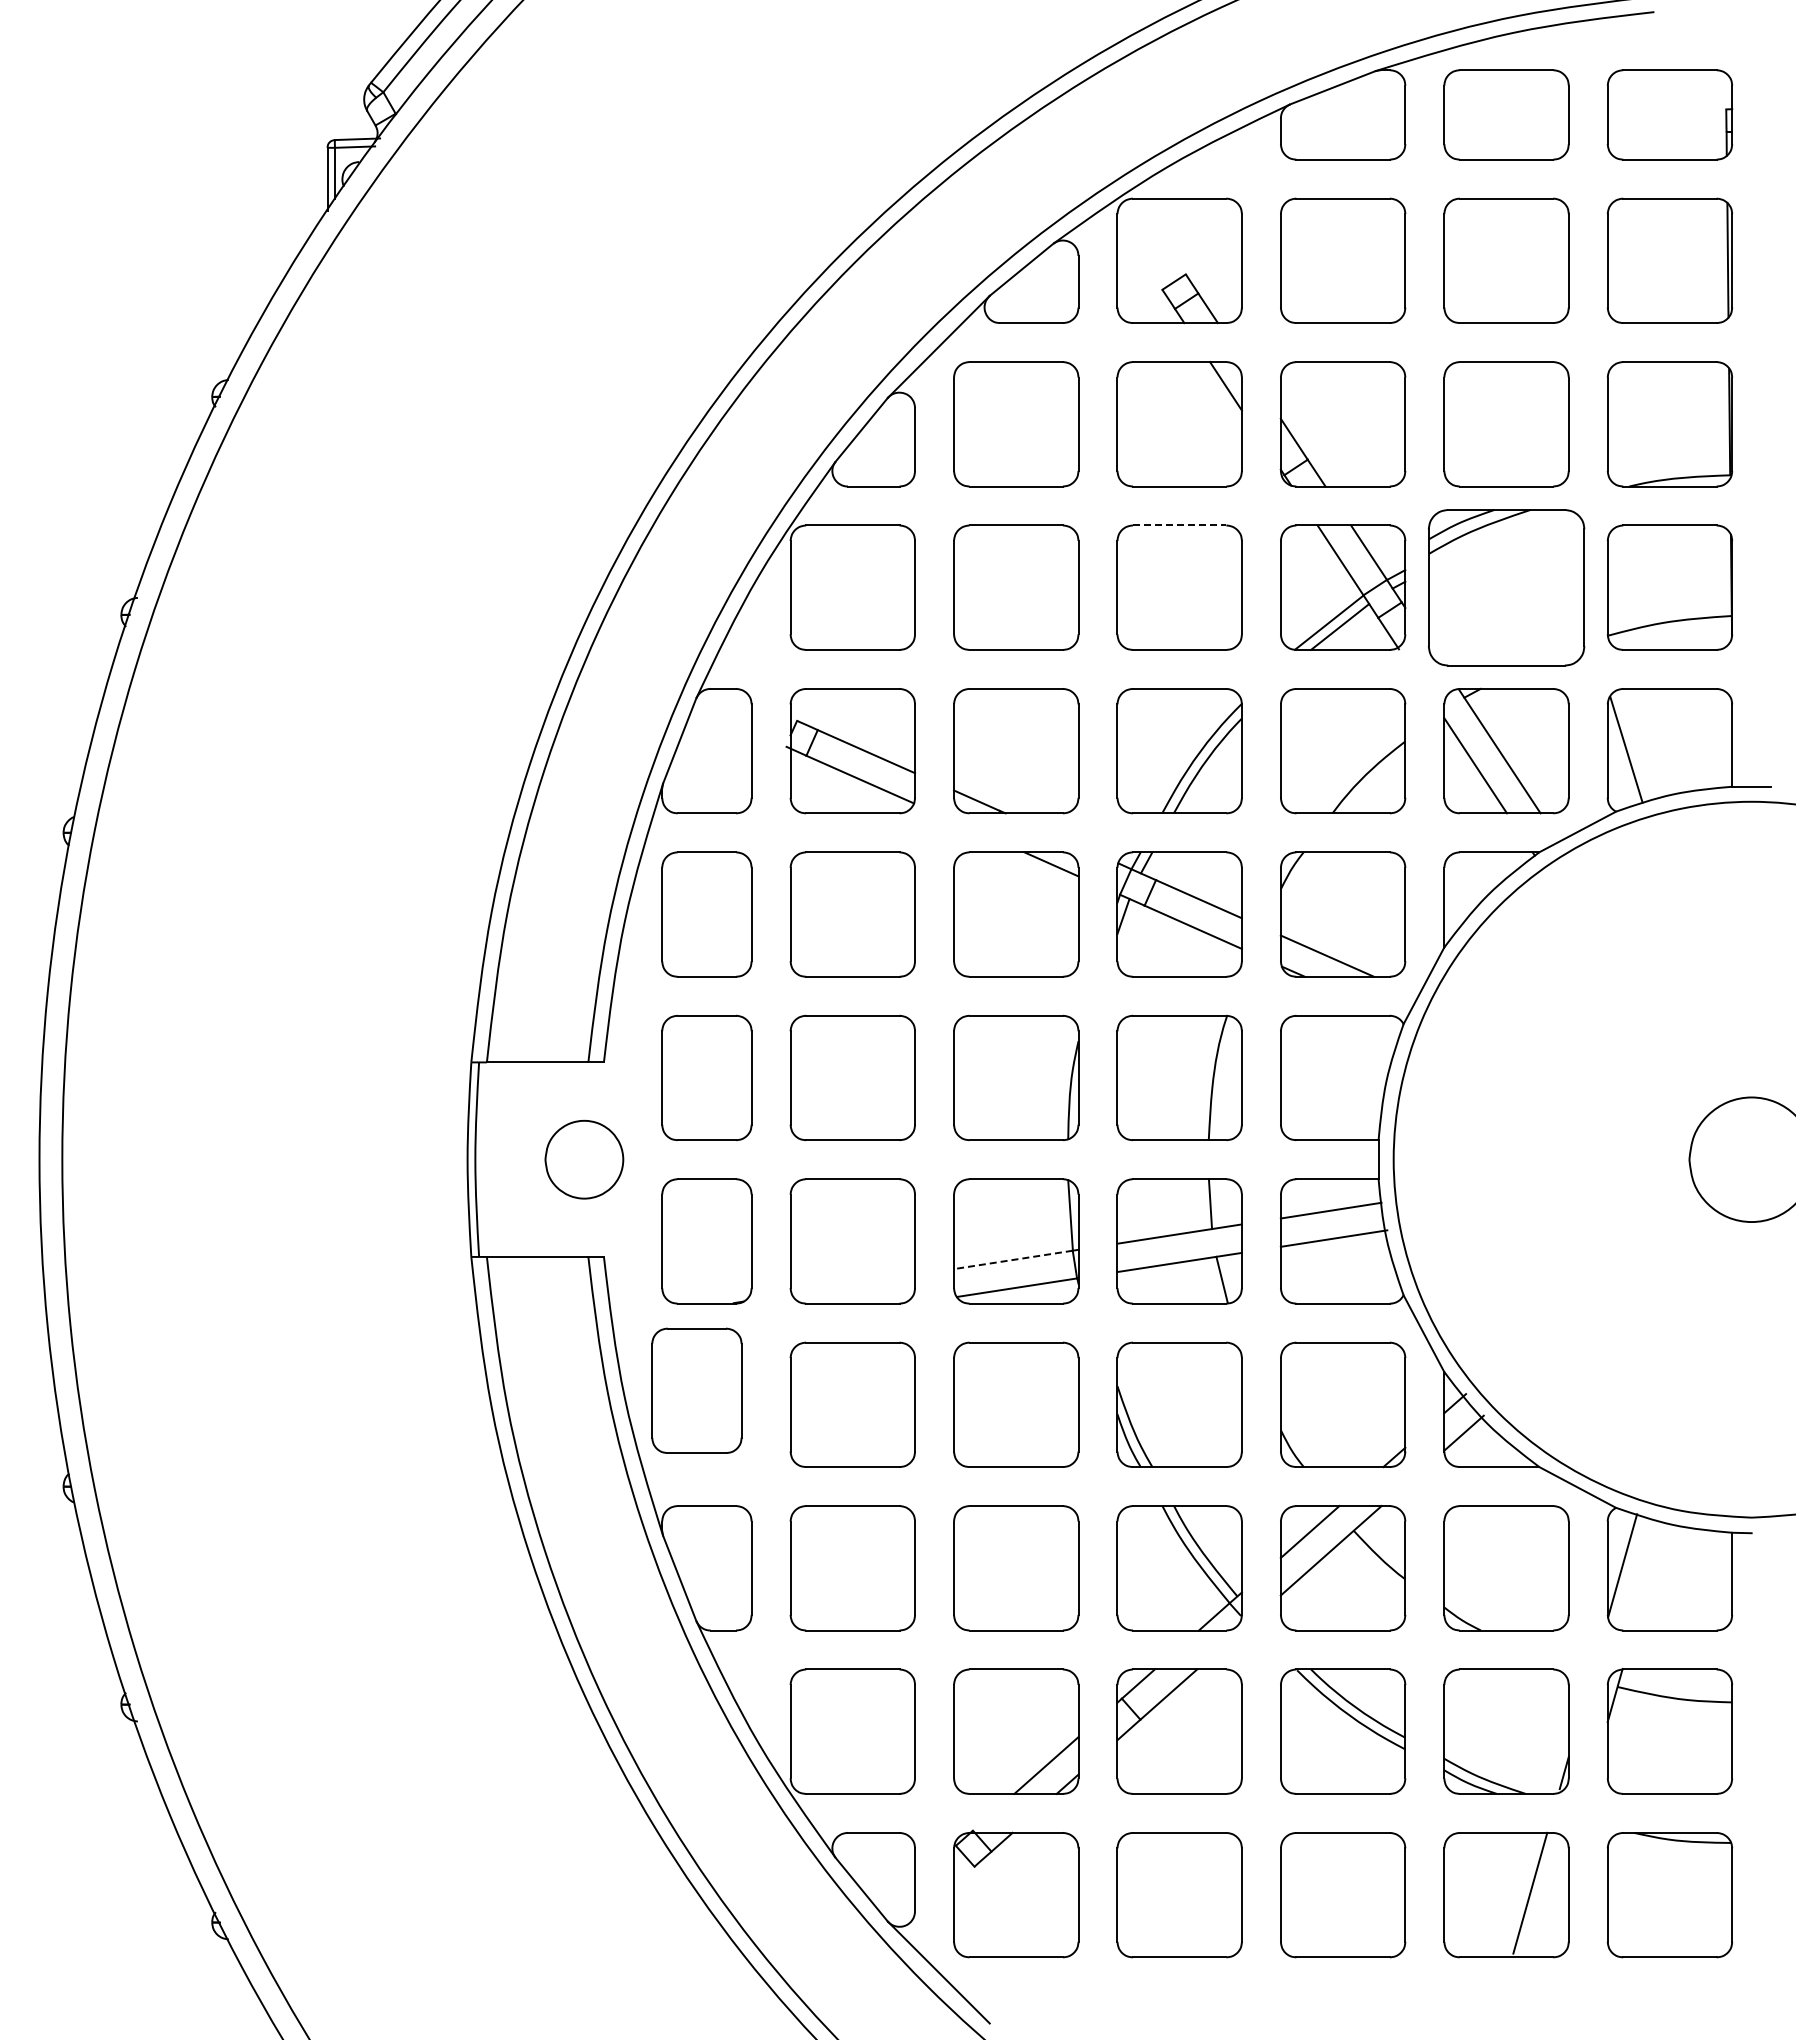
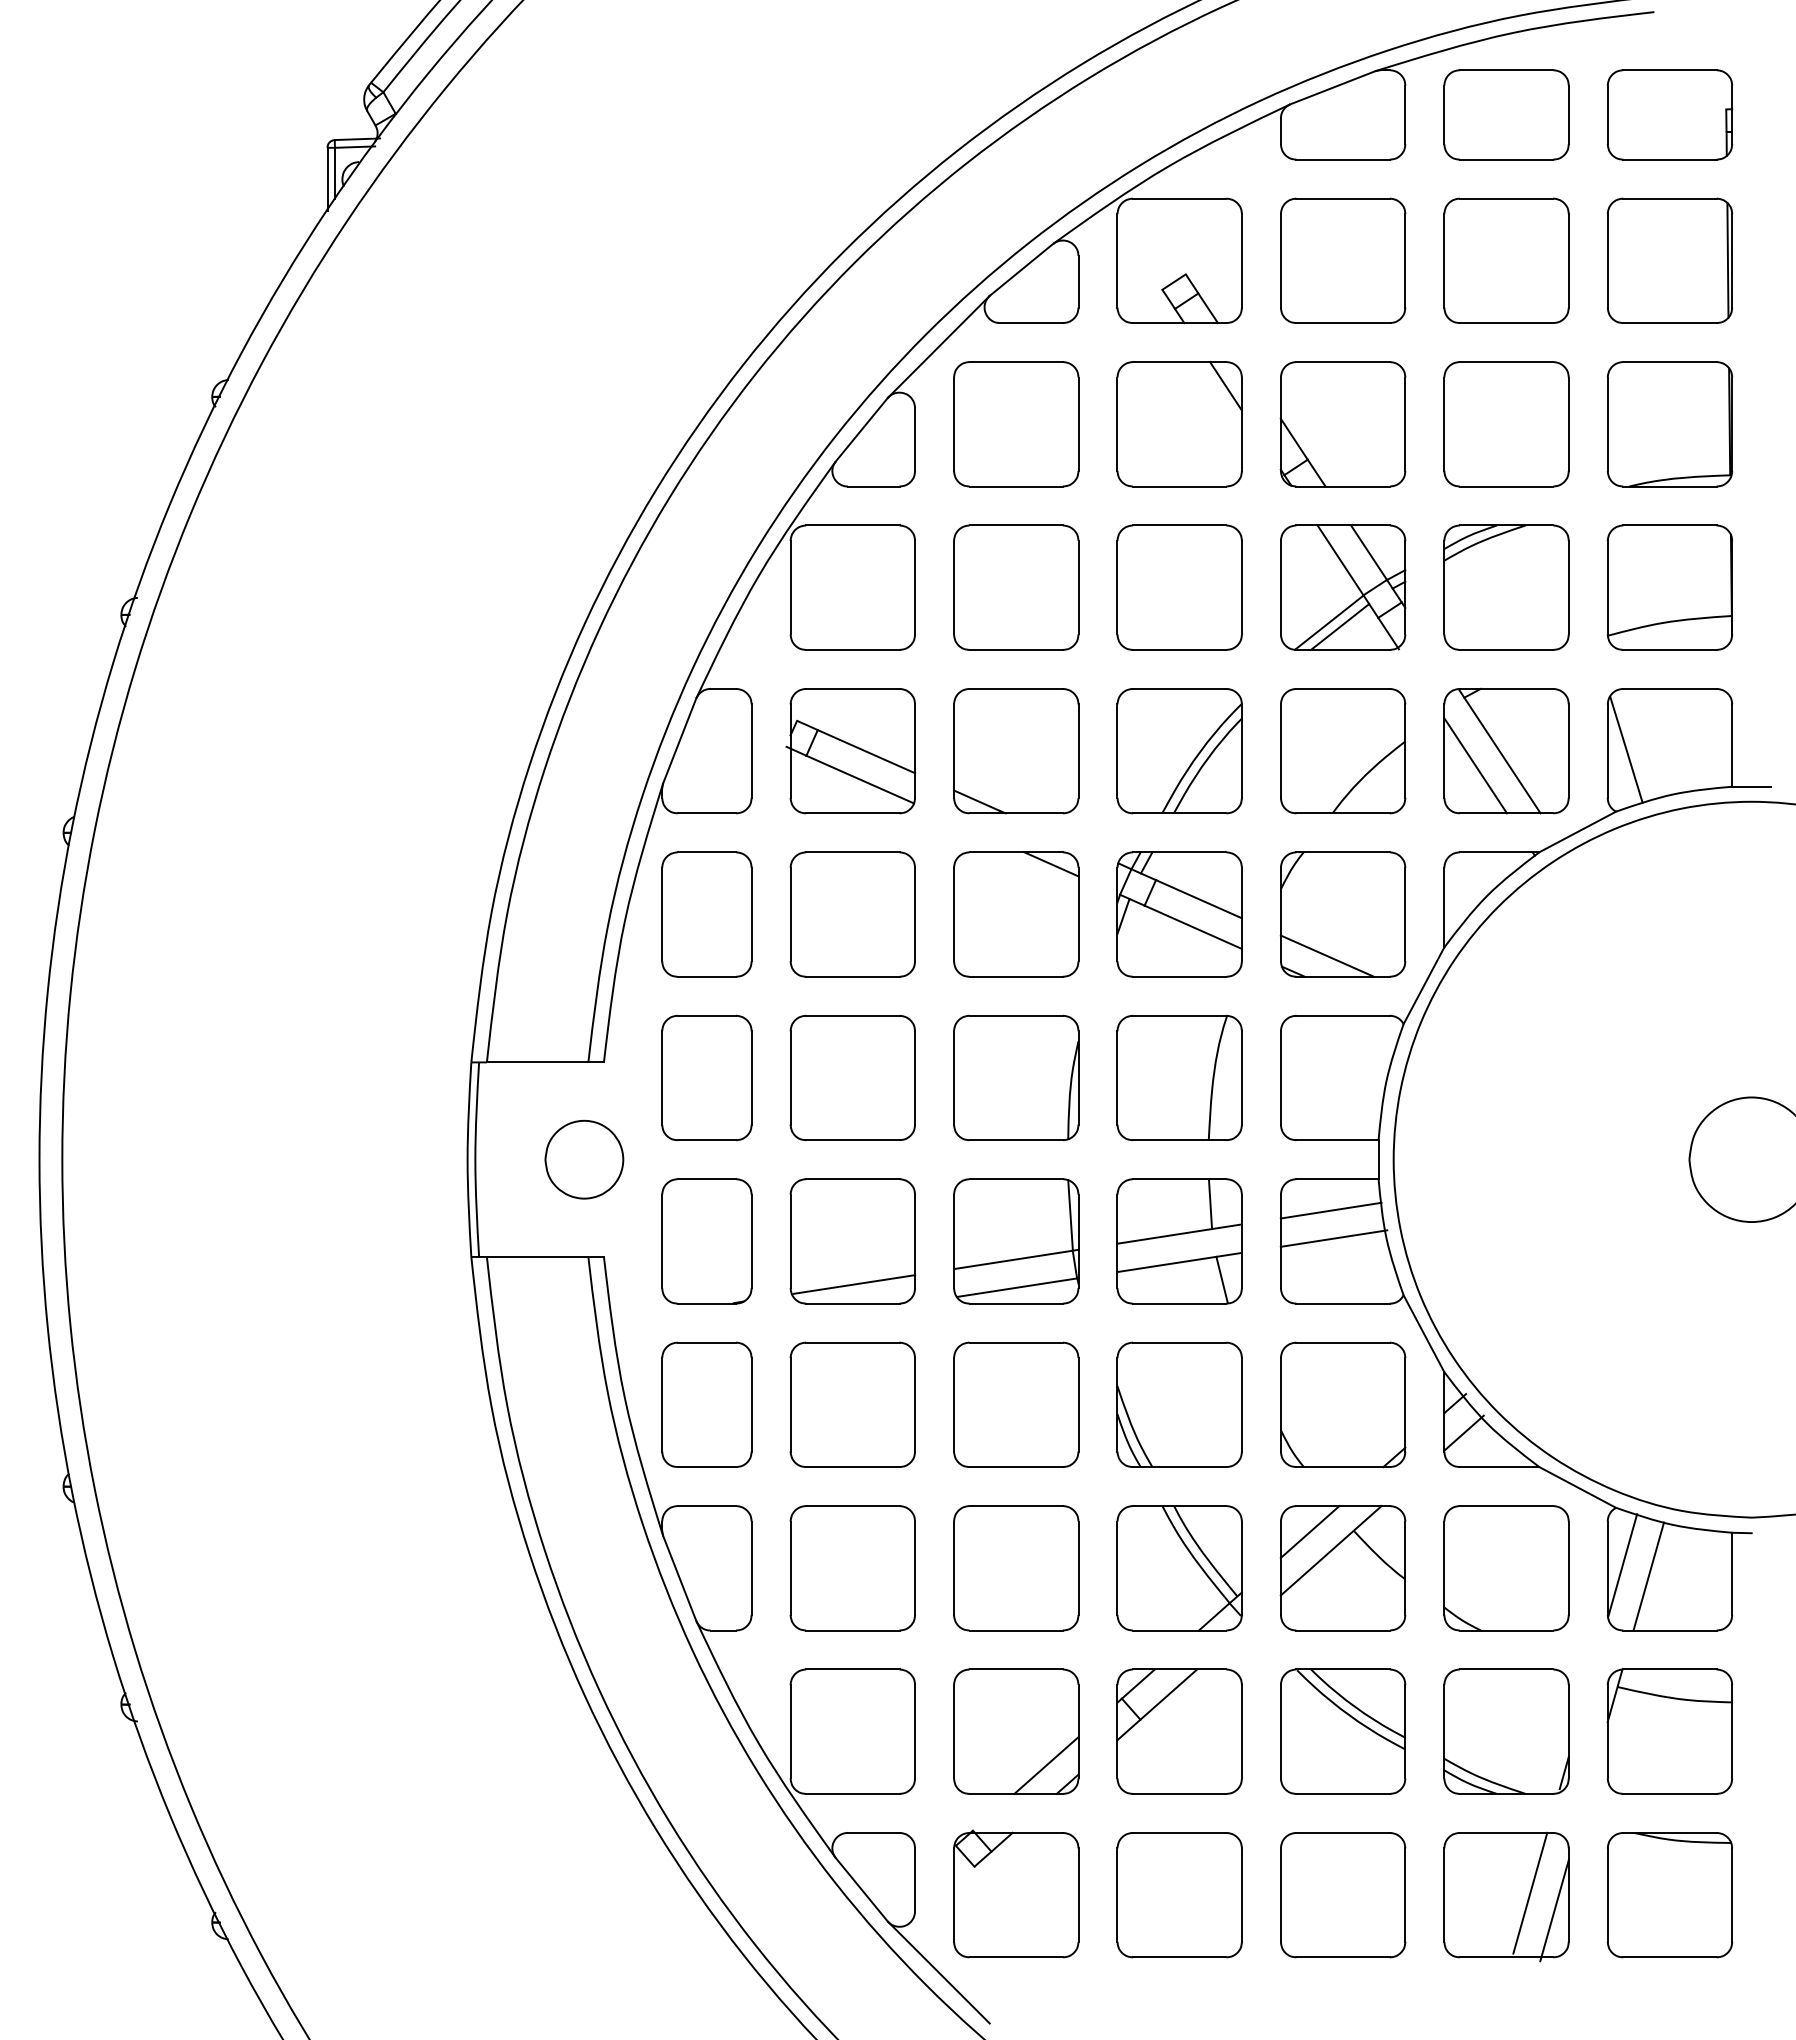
line: dashed -> solid (1179, 525)
part size: 159x158 px -> 127x127 px (1506, 587)
line: dashed -> solid (1012, 1259)
line: none -> present (854, 1284)
part position: (696, 1390) -> (706, 1404) (706, 1404)
line: none -> present (1648, 1576)
line: none -> present (1554, 1910)
